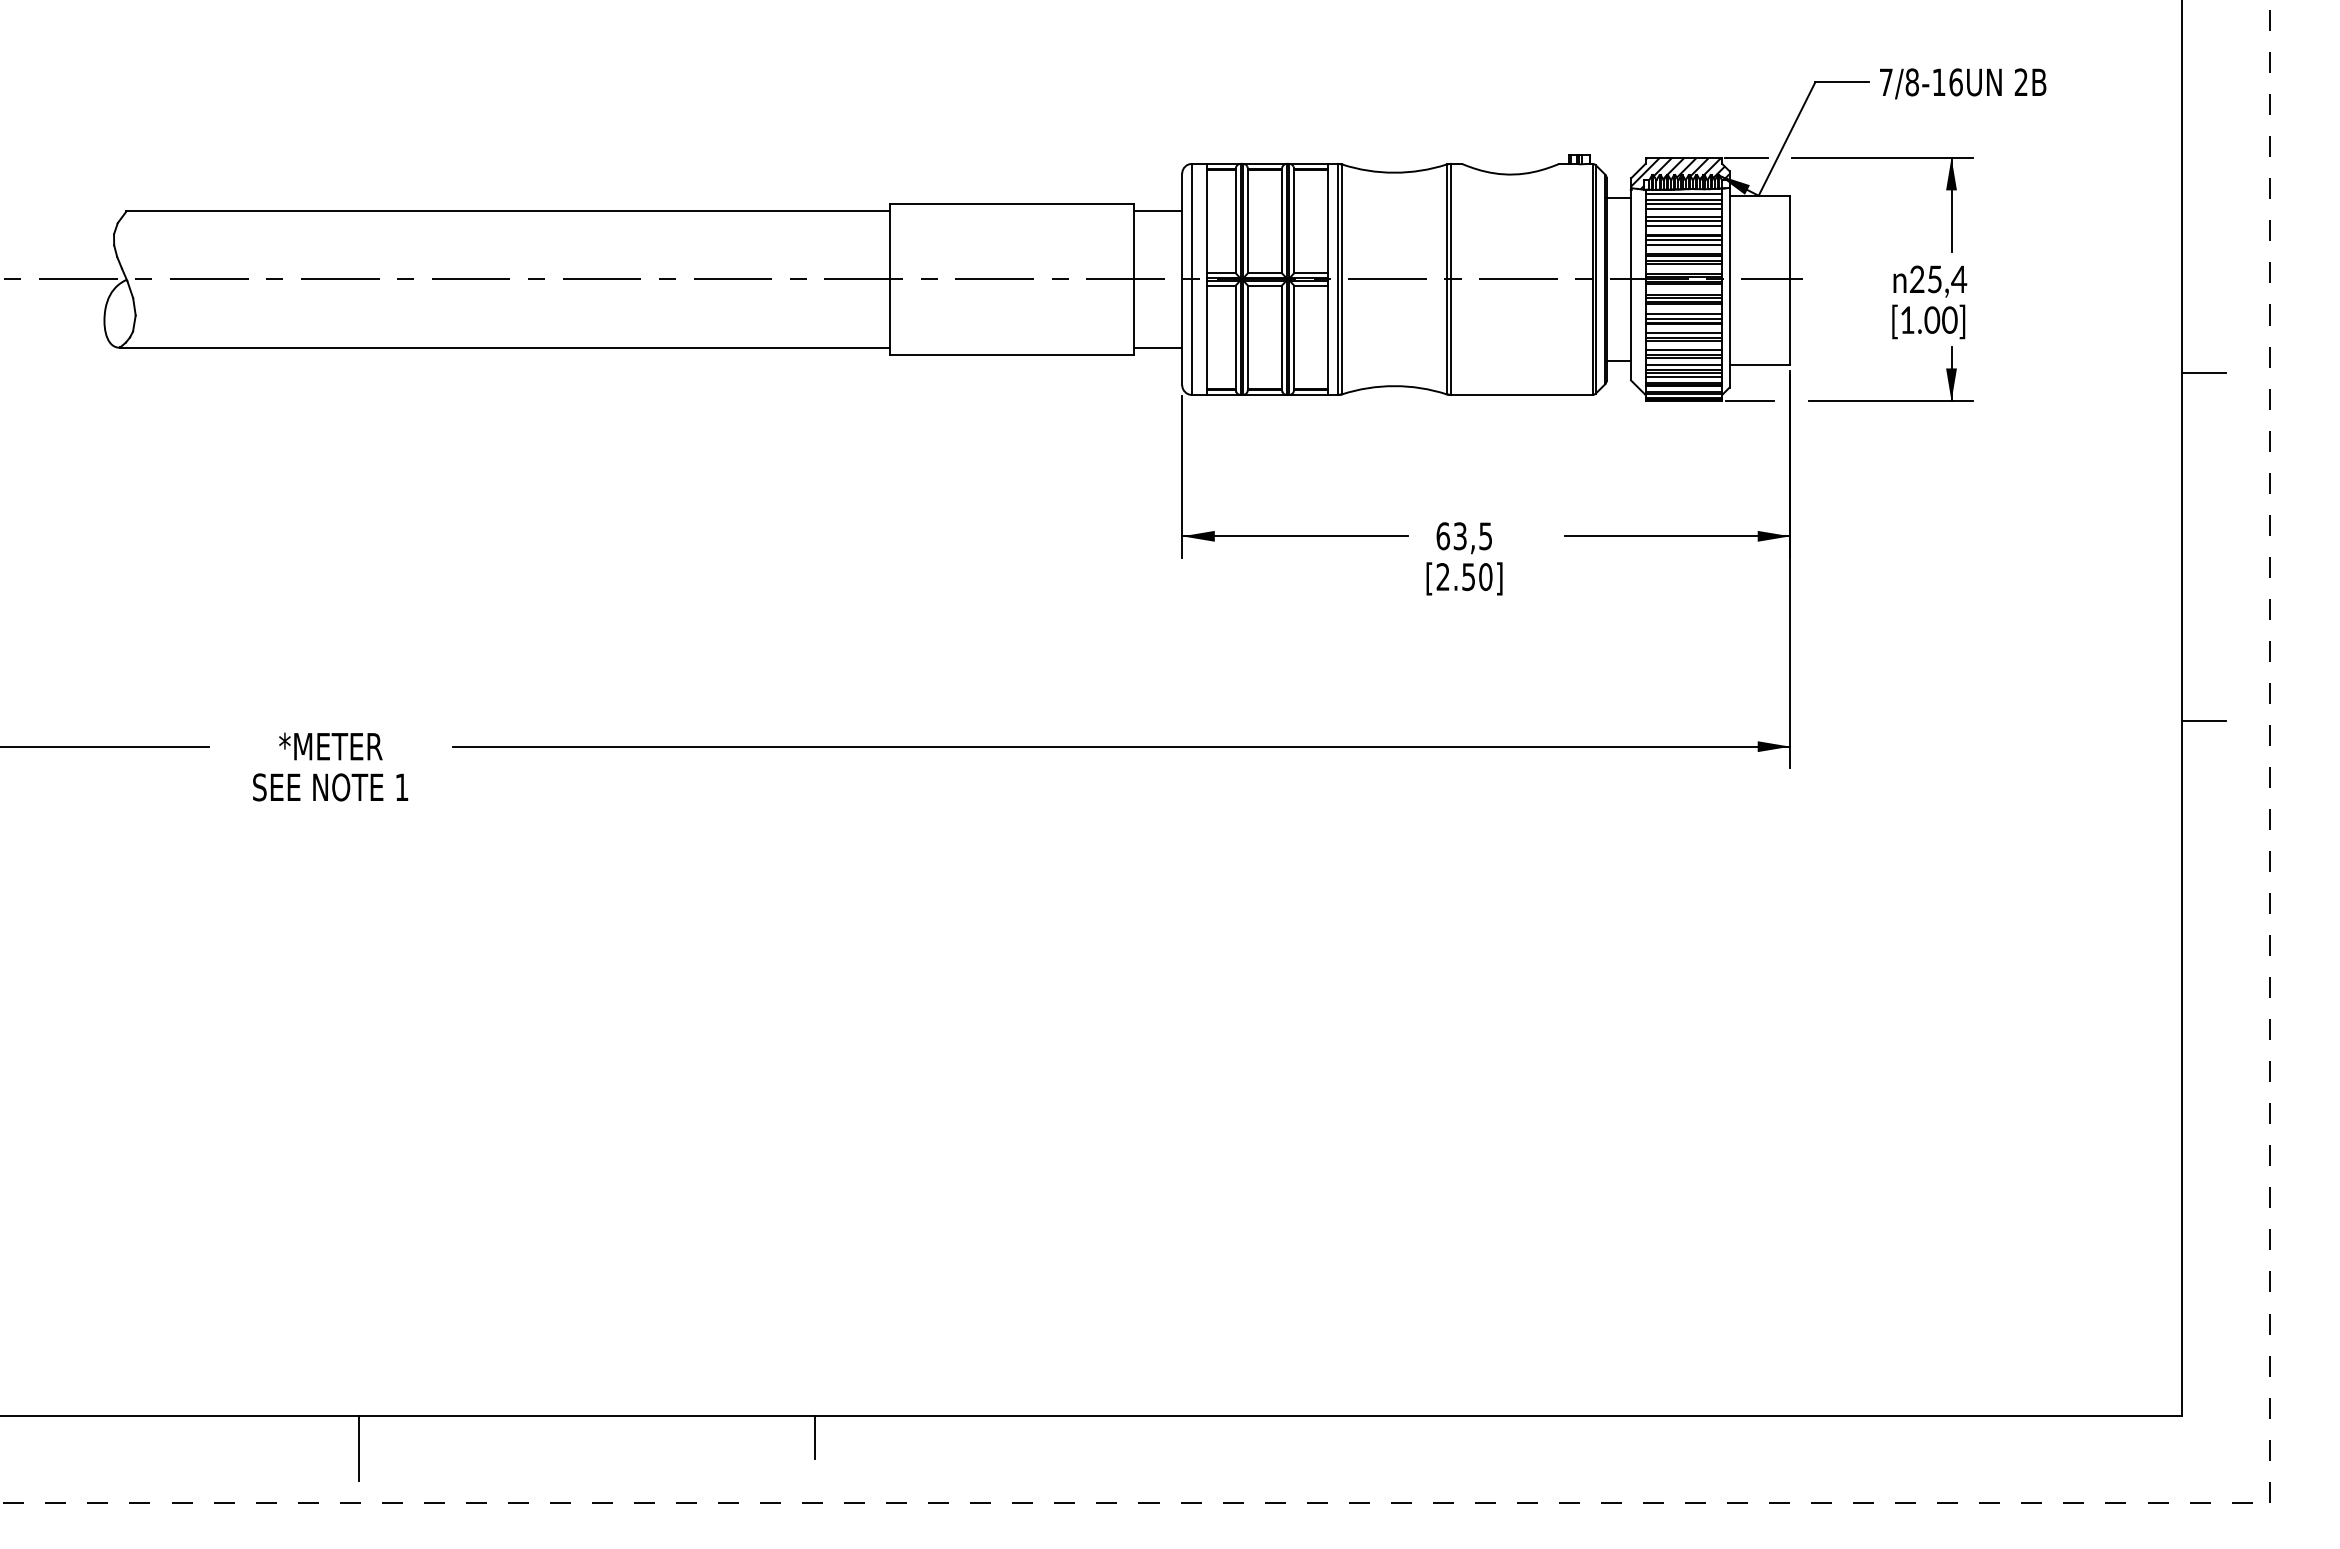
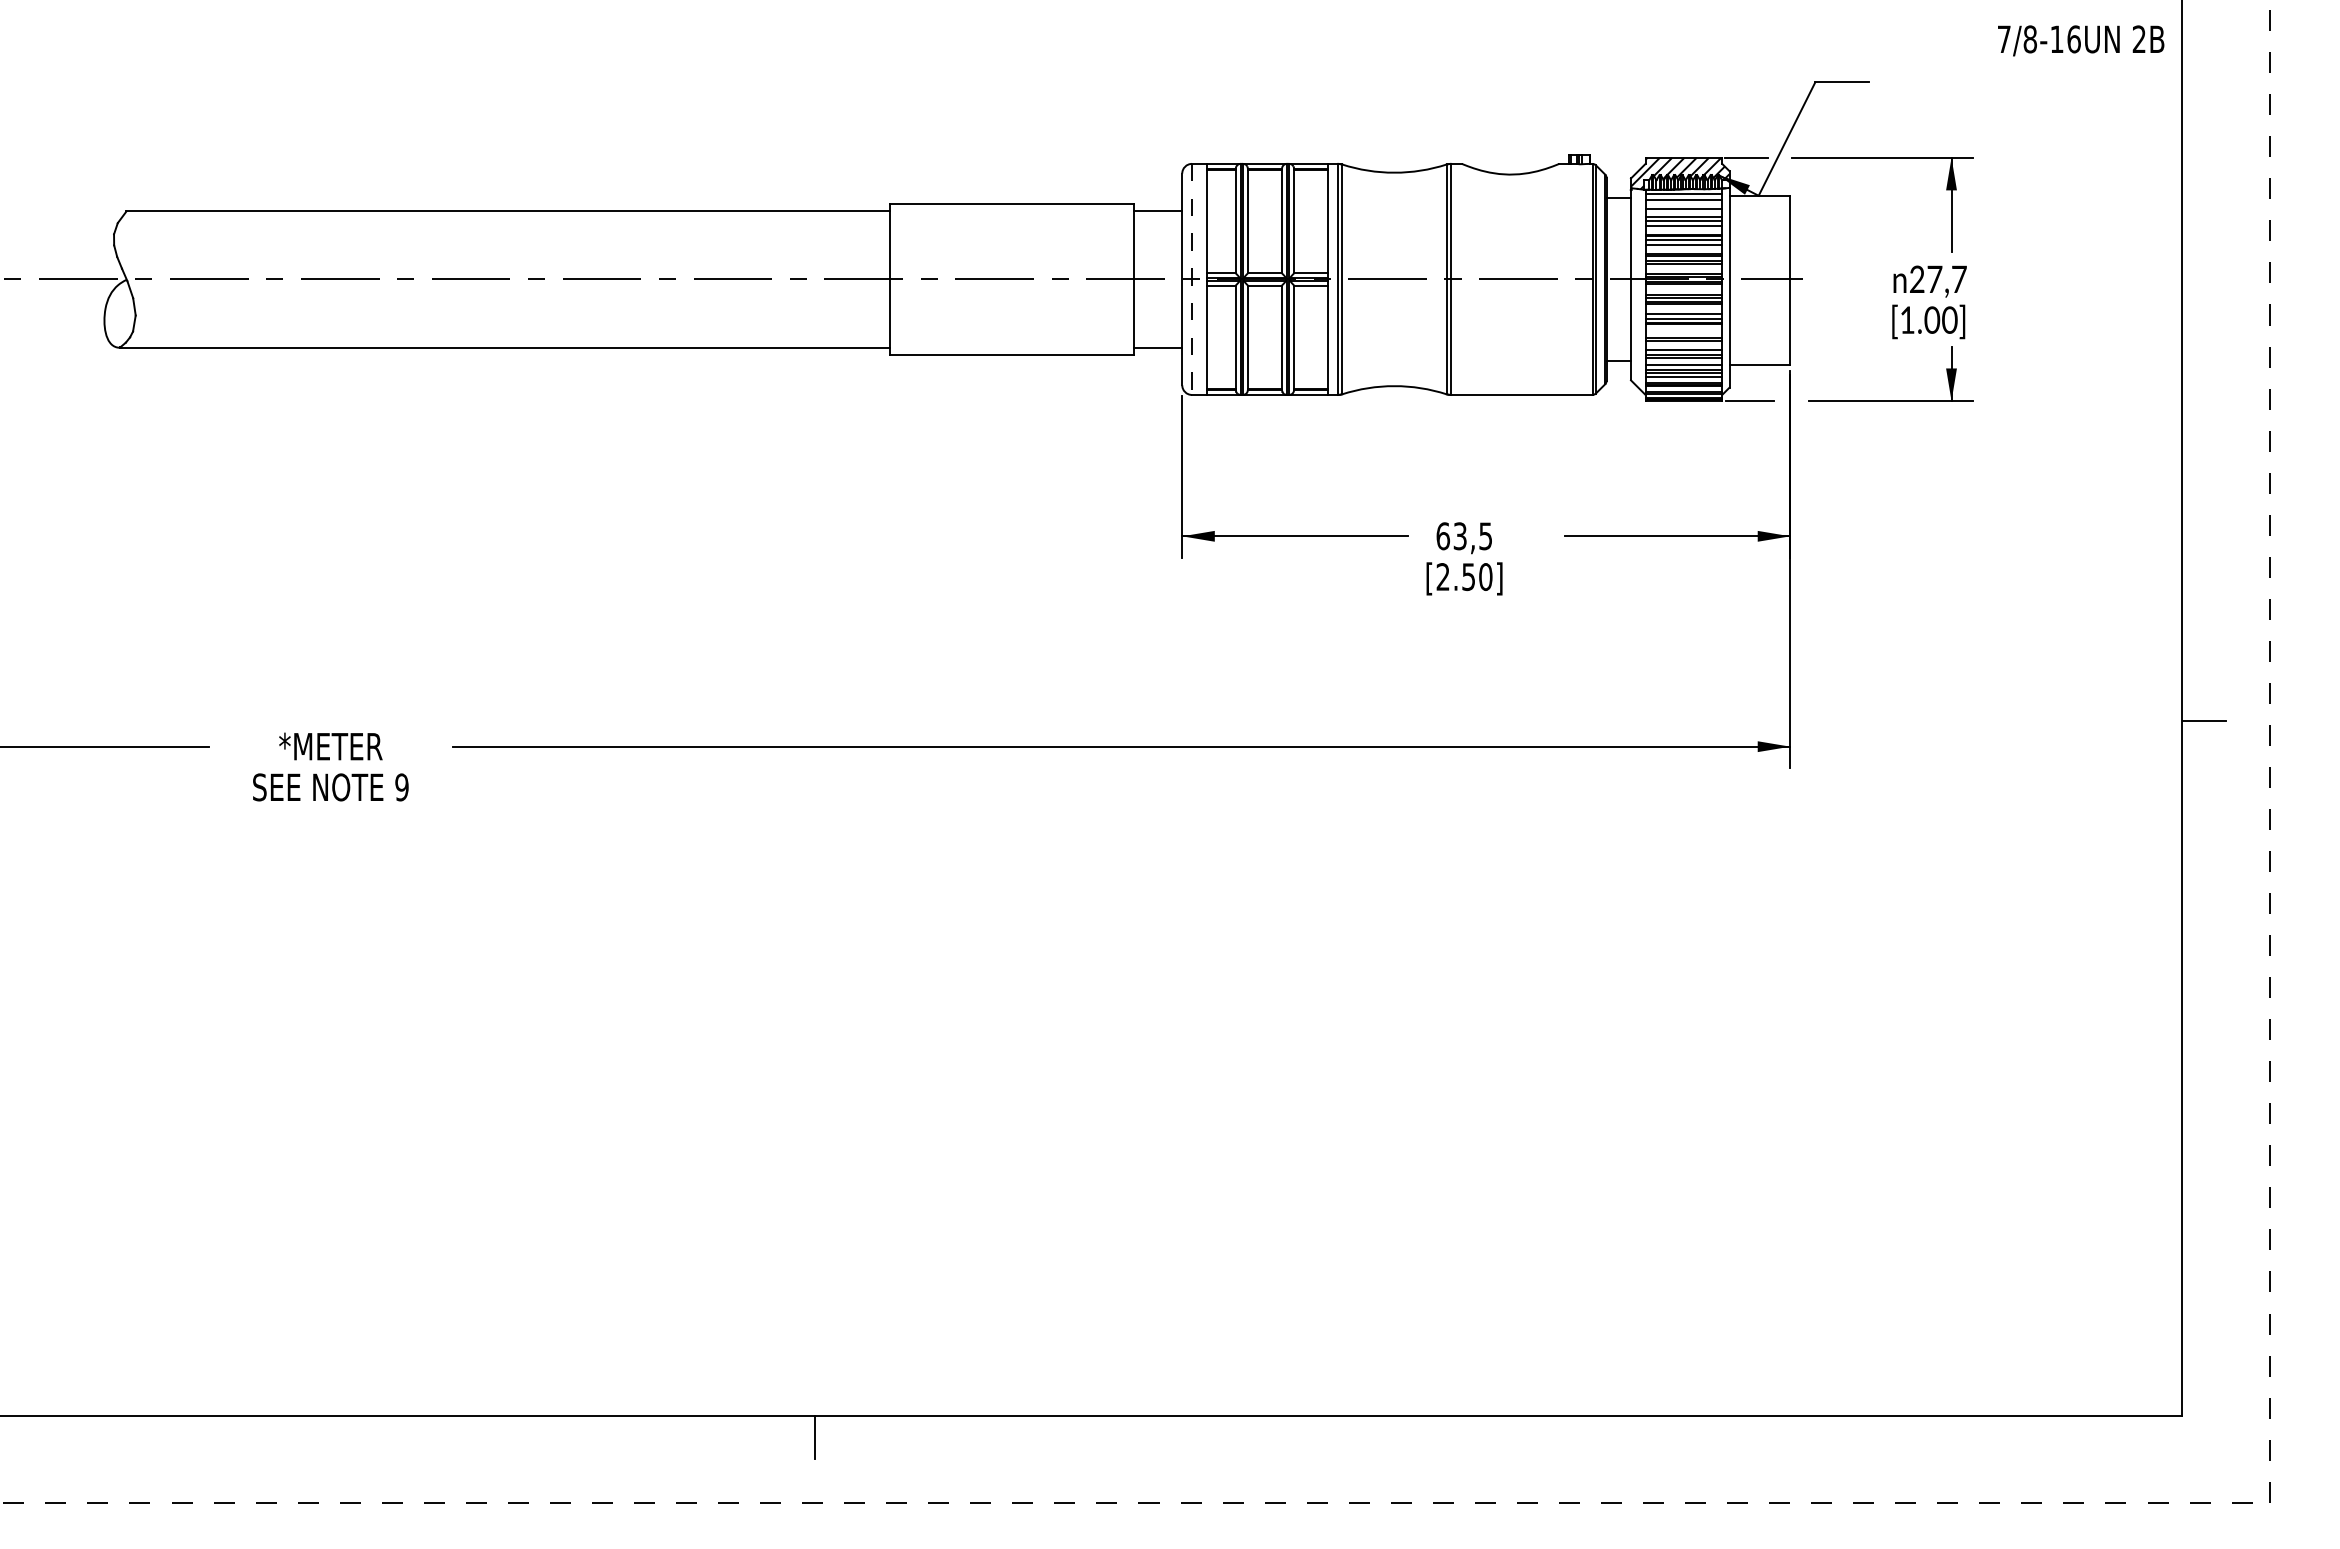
text position: (1963, 83) -> (2081, 40) (2081, 40)
line: present -> none (1683, 203)
line: solid -> dashed (1191, 279)
text: 25,4 -> 27,7 (1947, 279)
line: present -> none (1683, 332)
line: present -> none (2204, 373)
text: 1 -> 9 (401, 787)
line: present -> none (358, 1448)
